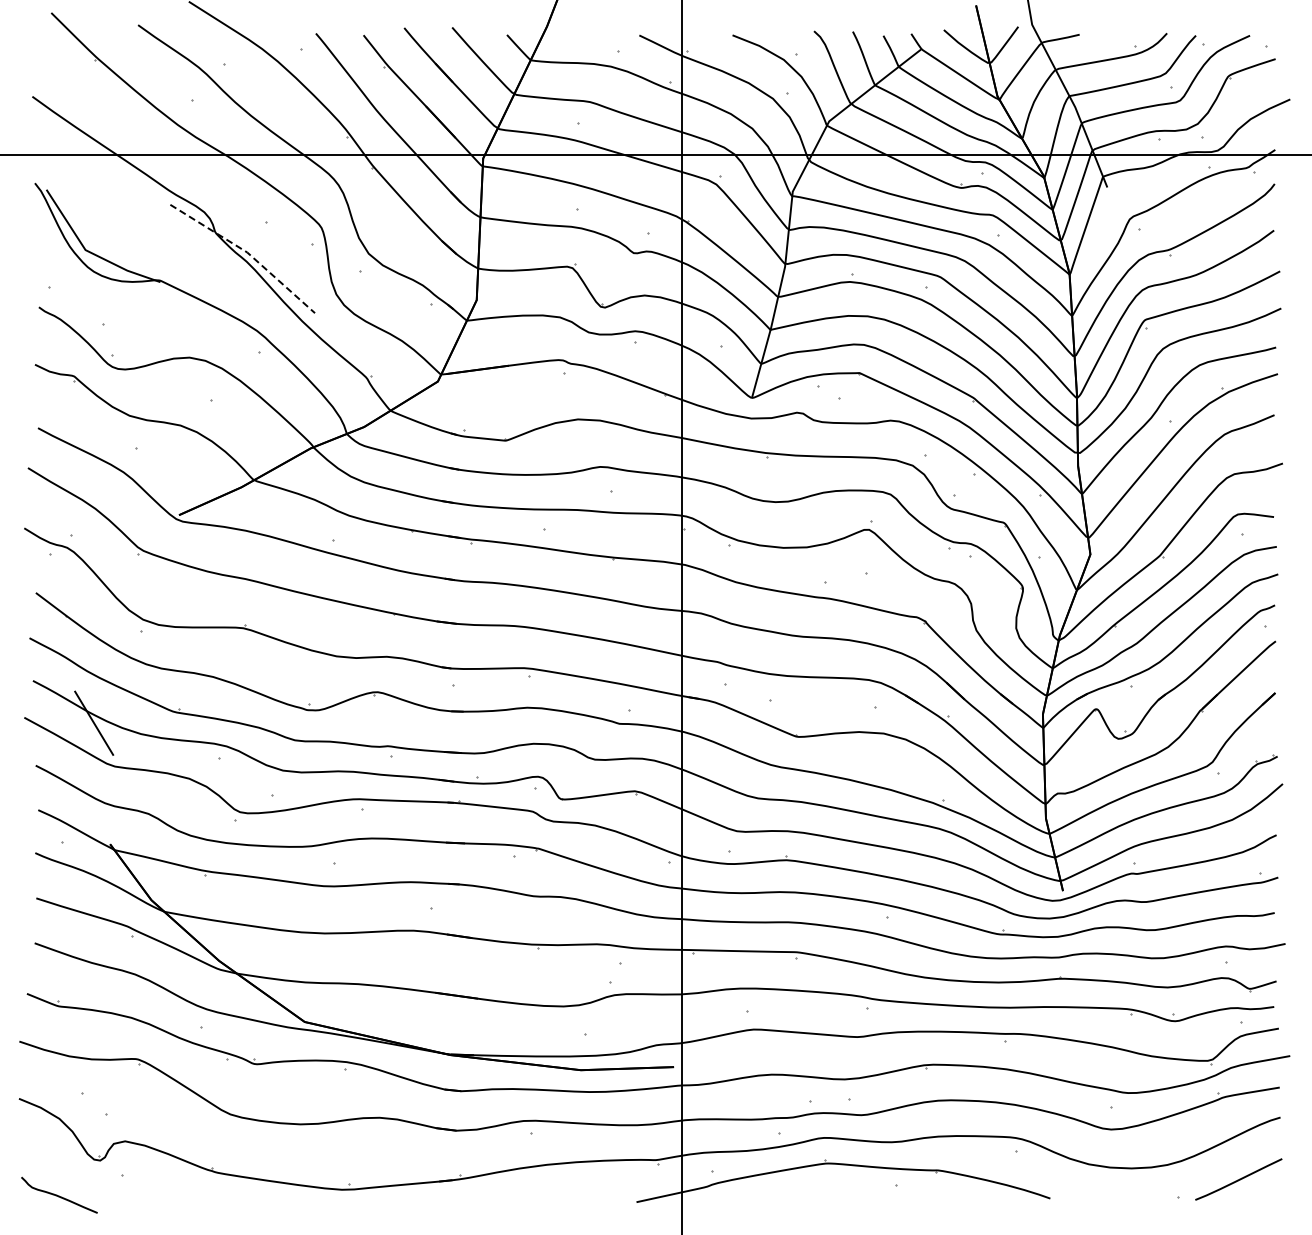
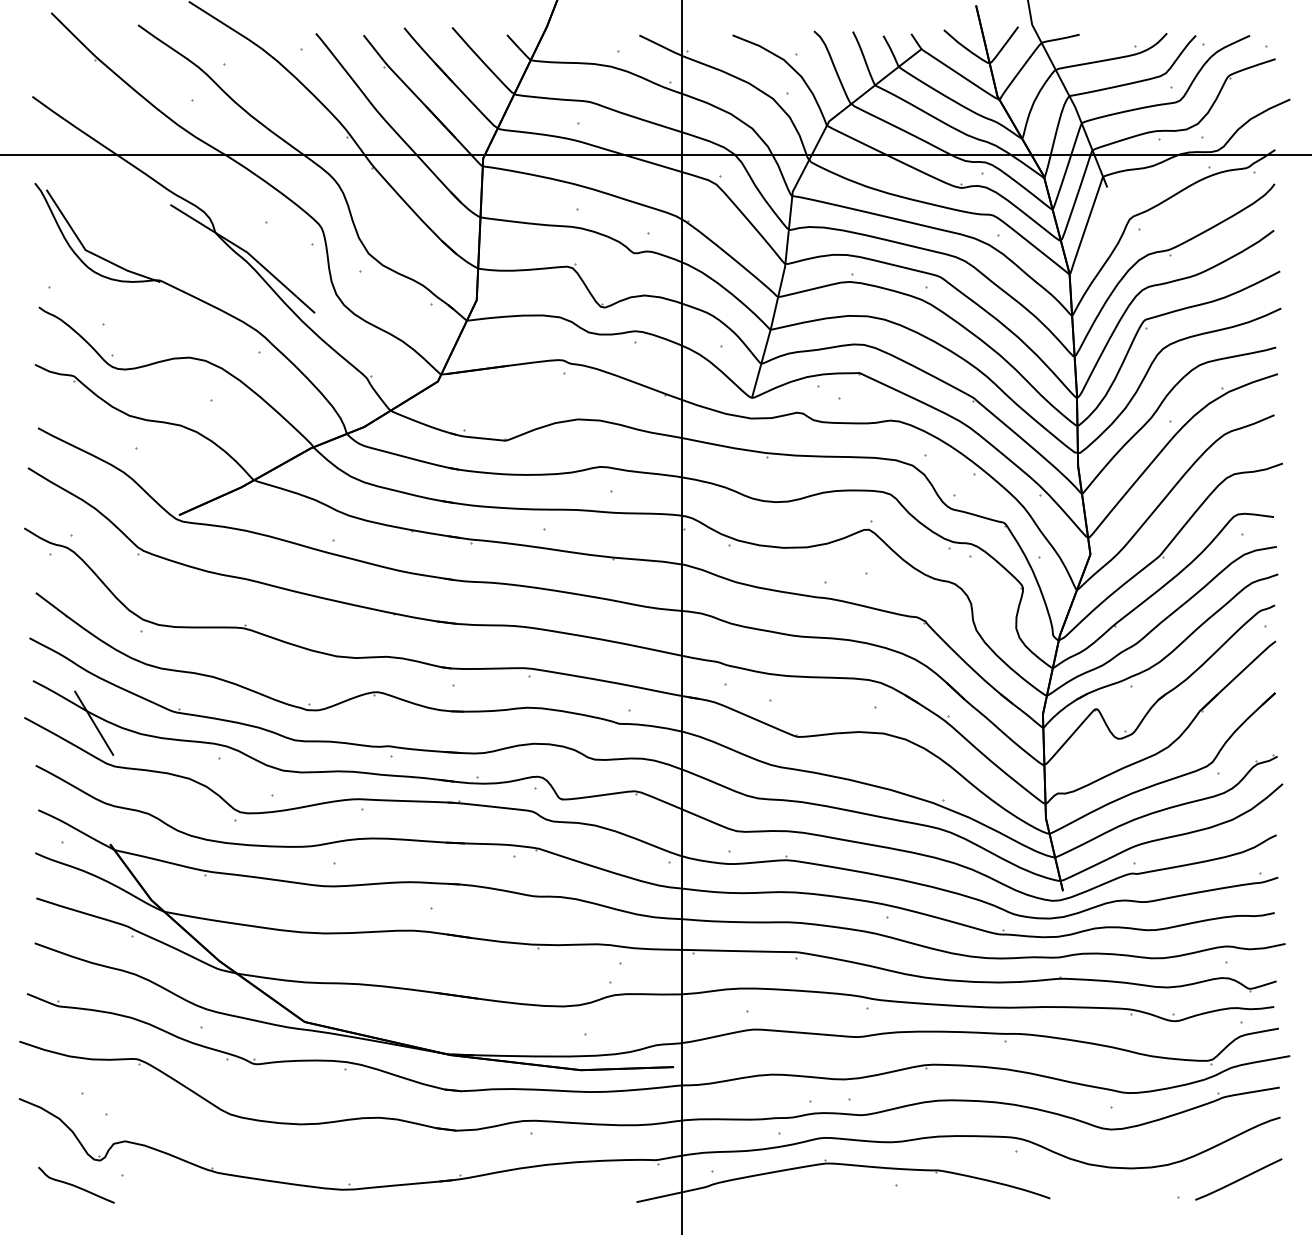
line: dashed -> solid (247, 252)
curve position: (59, 1195) -> (76, 1185) (76, 1185)
